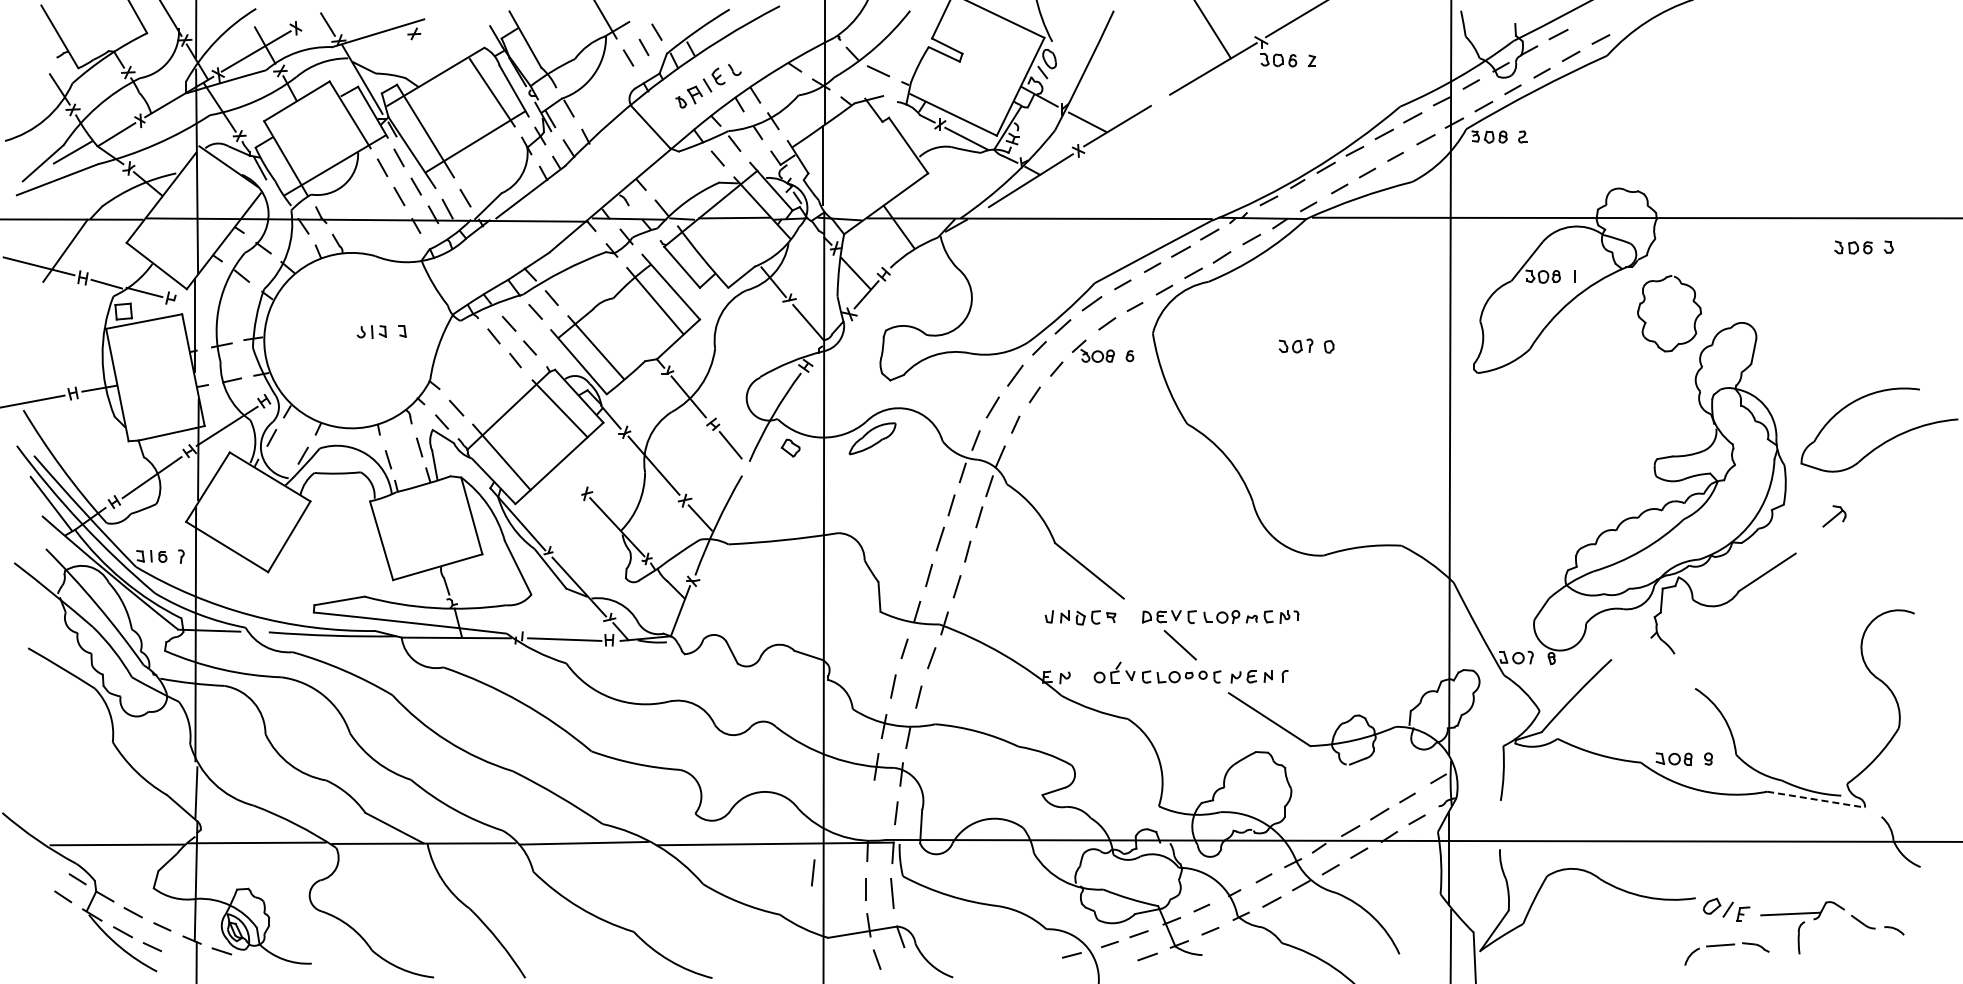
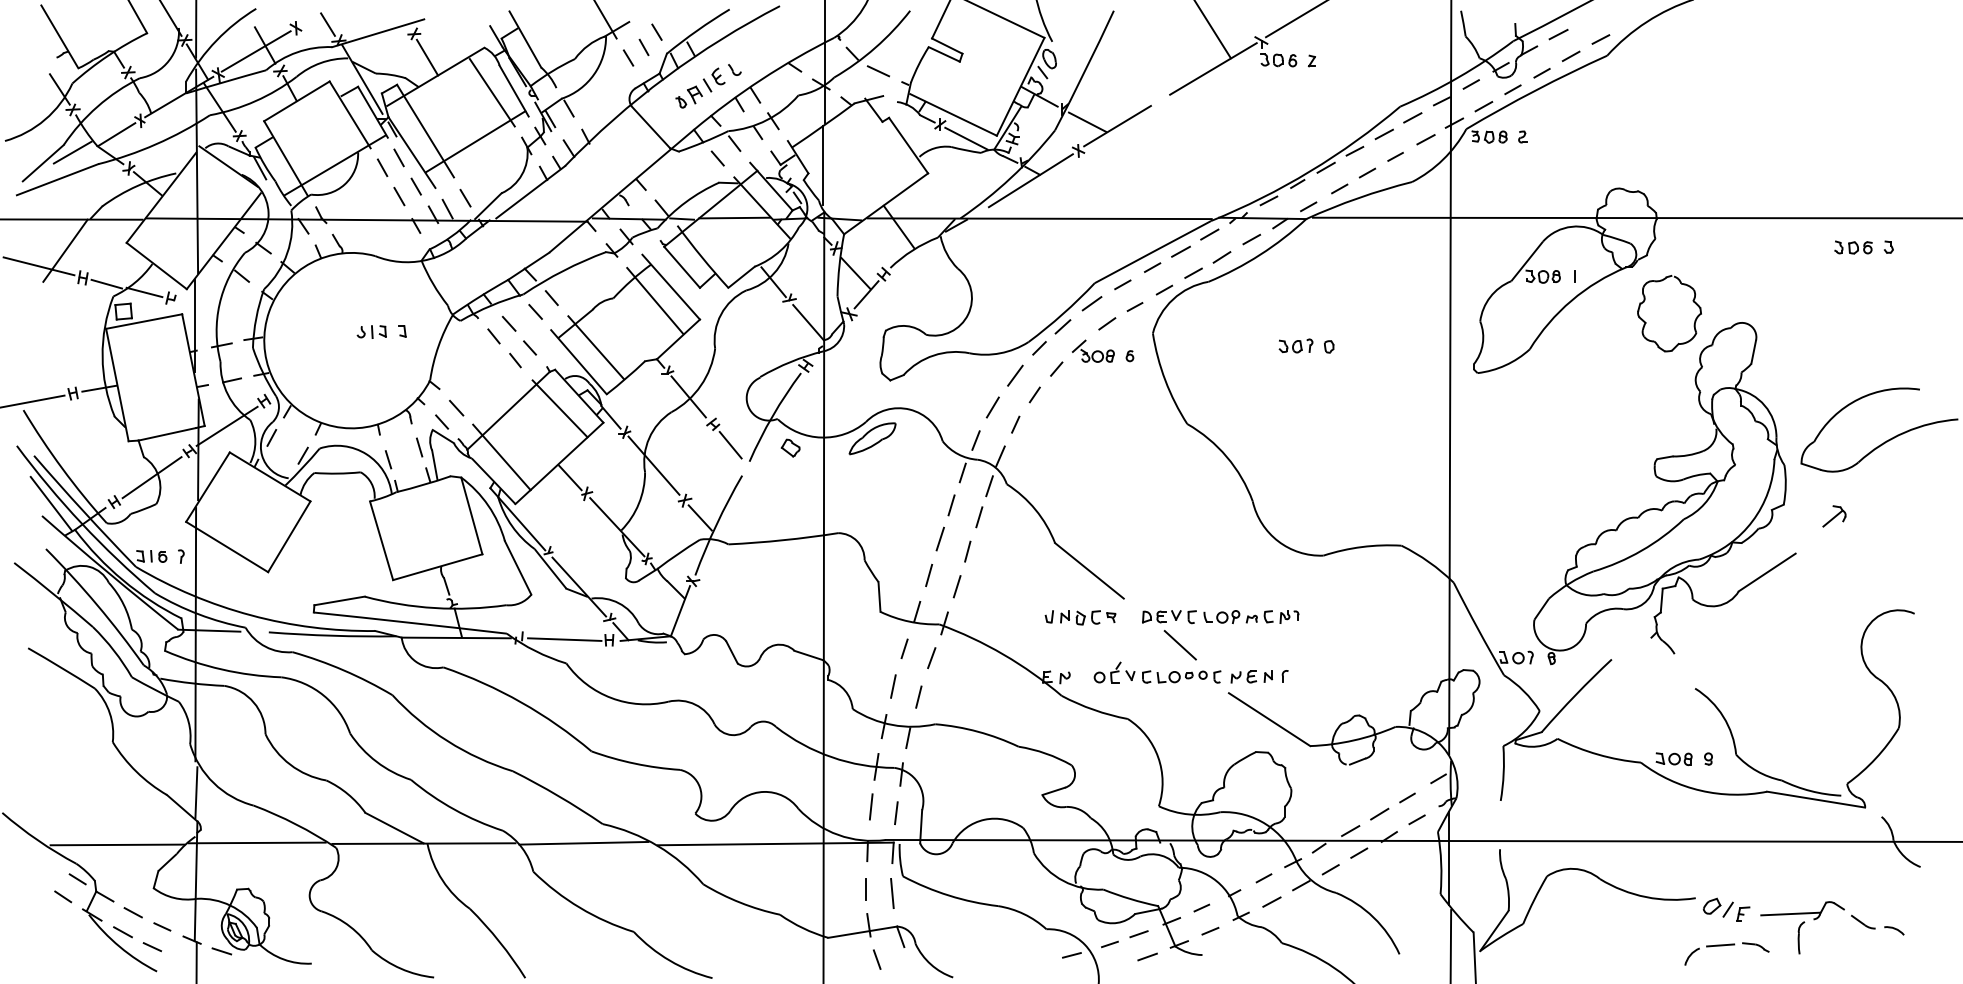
line: none -> present (427, 57)
line: none -> present (570, 477)
line: dashed -> solid (1816, 799)
line position: (813, 872) -> (871, 806) (871, 806)
